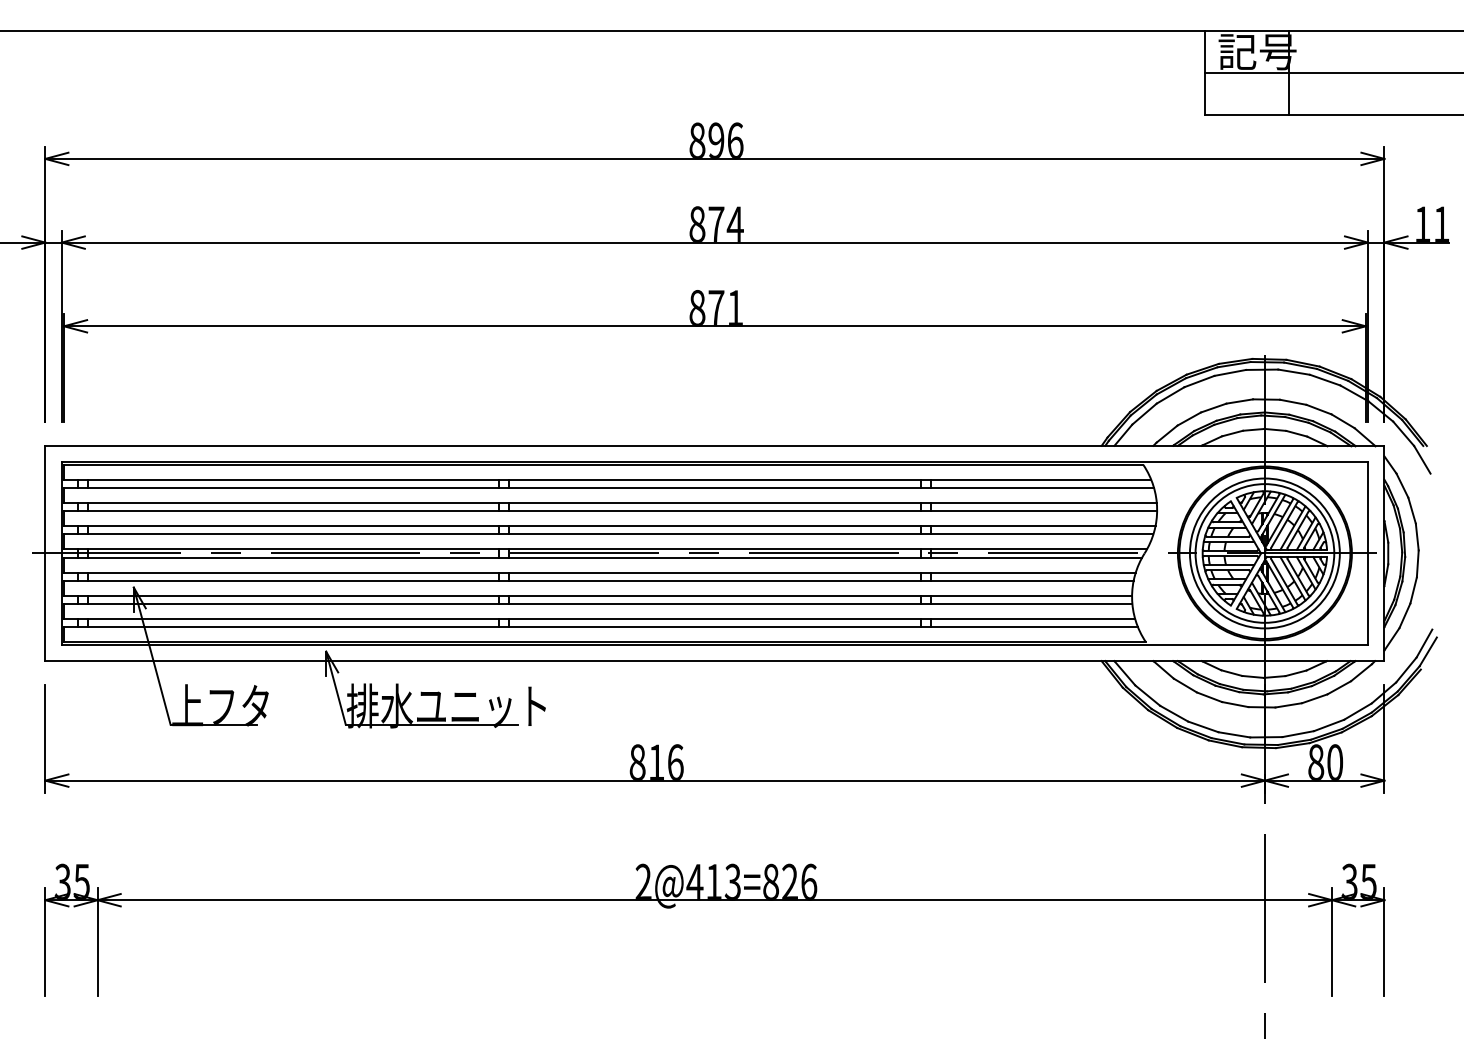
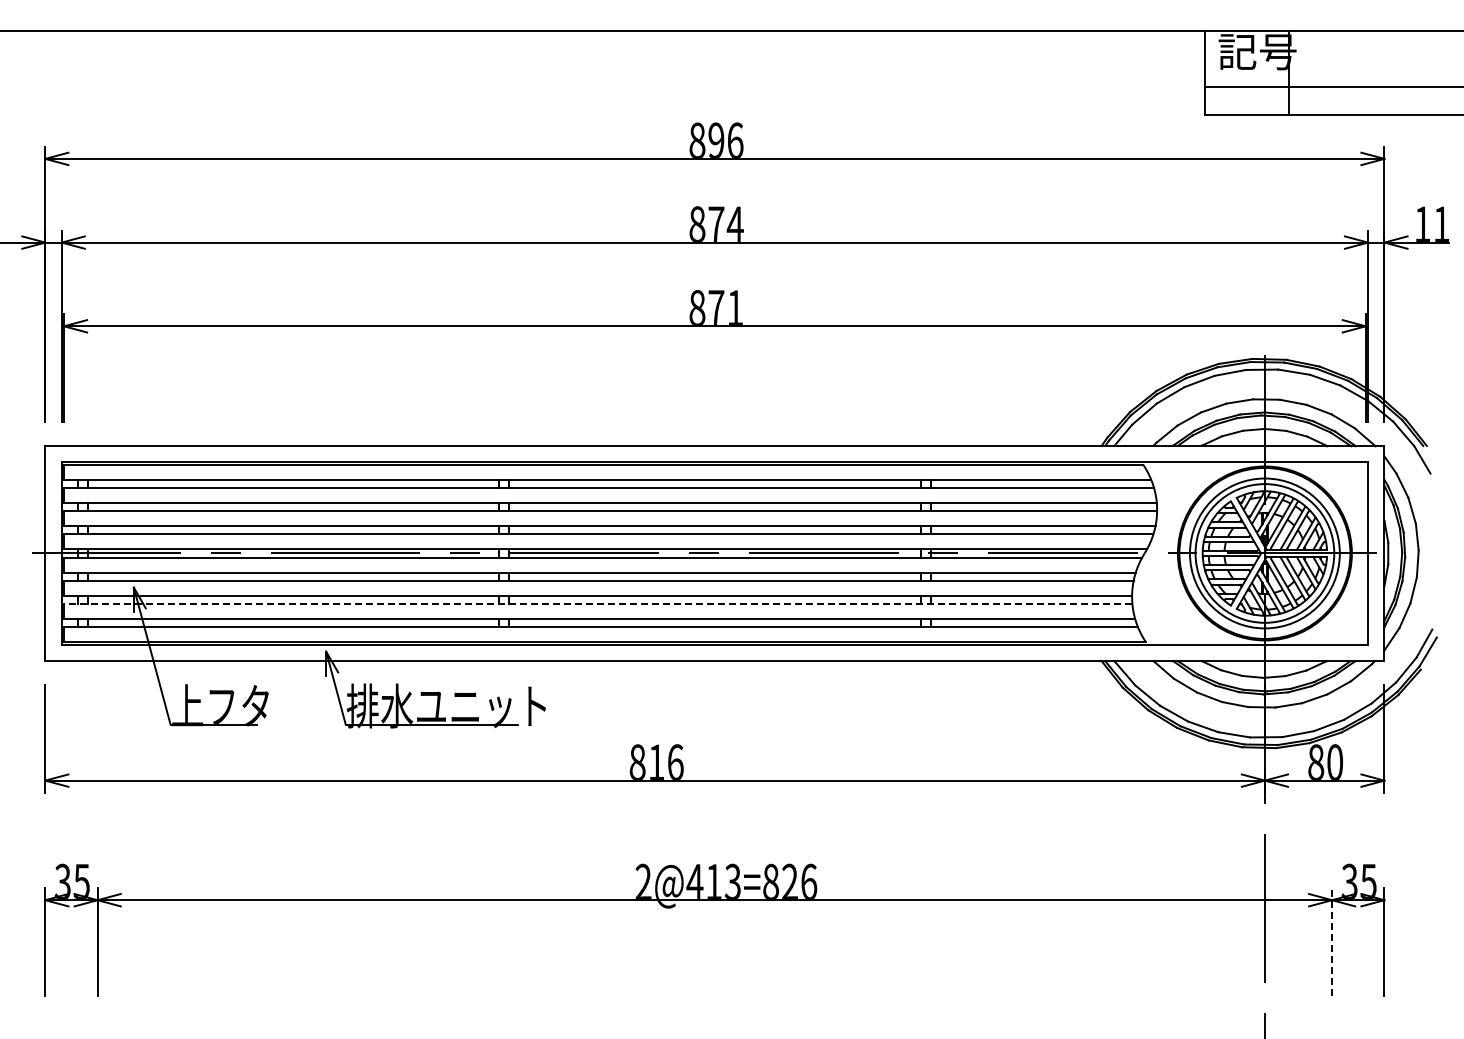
line position: (1332, 73) -> (1332, 87) (1332, 87)
line: solid -> dashed (597, 603)
line: solid -> dashed (1332, 942)
